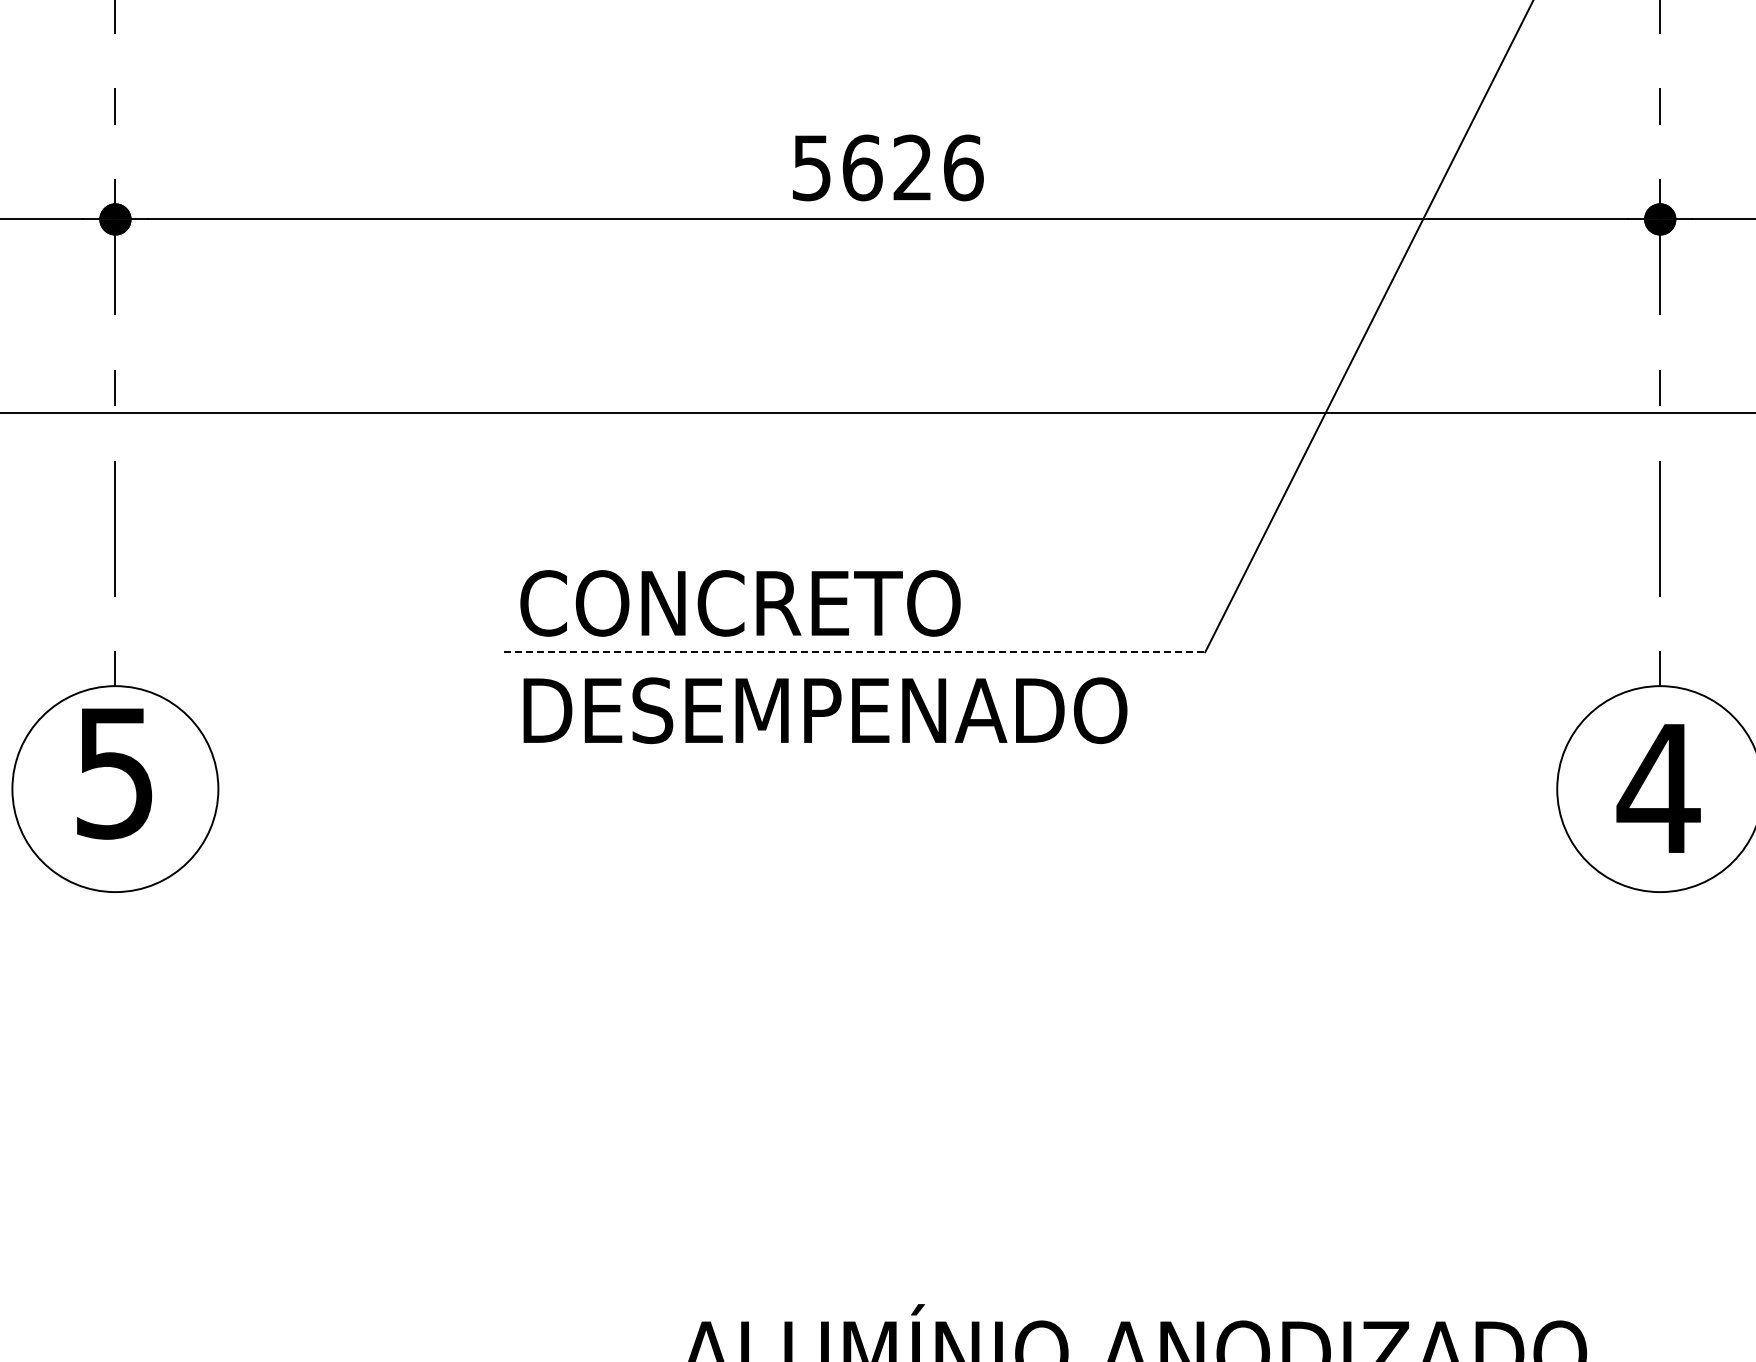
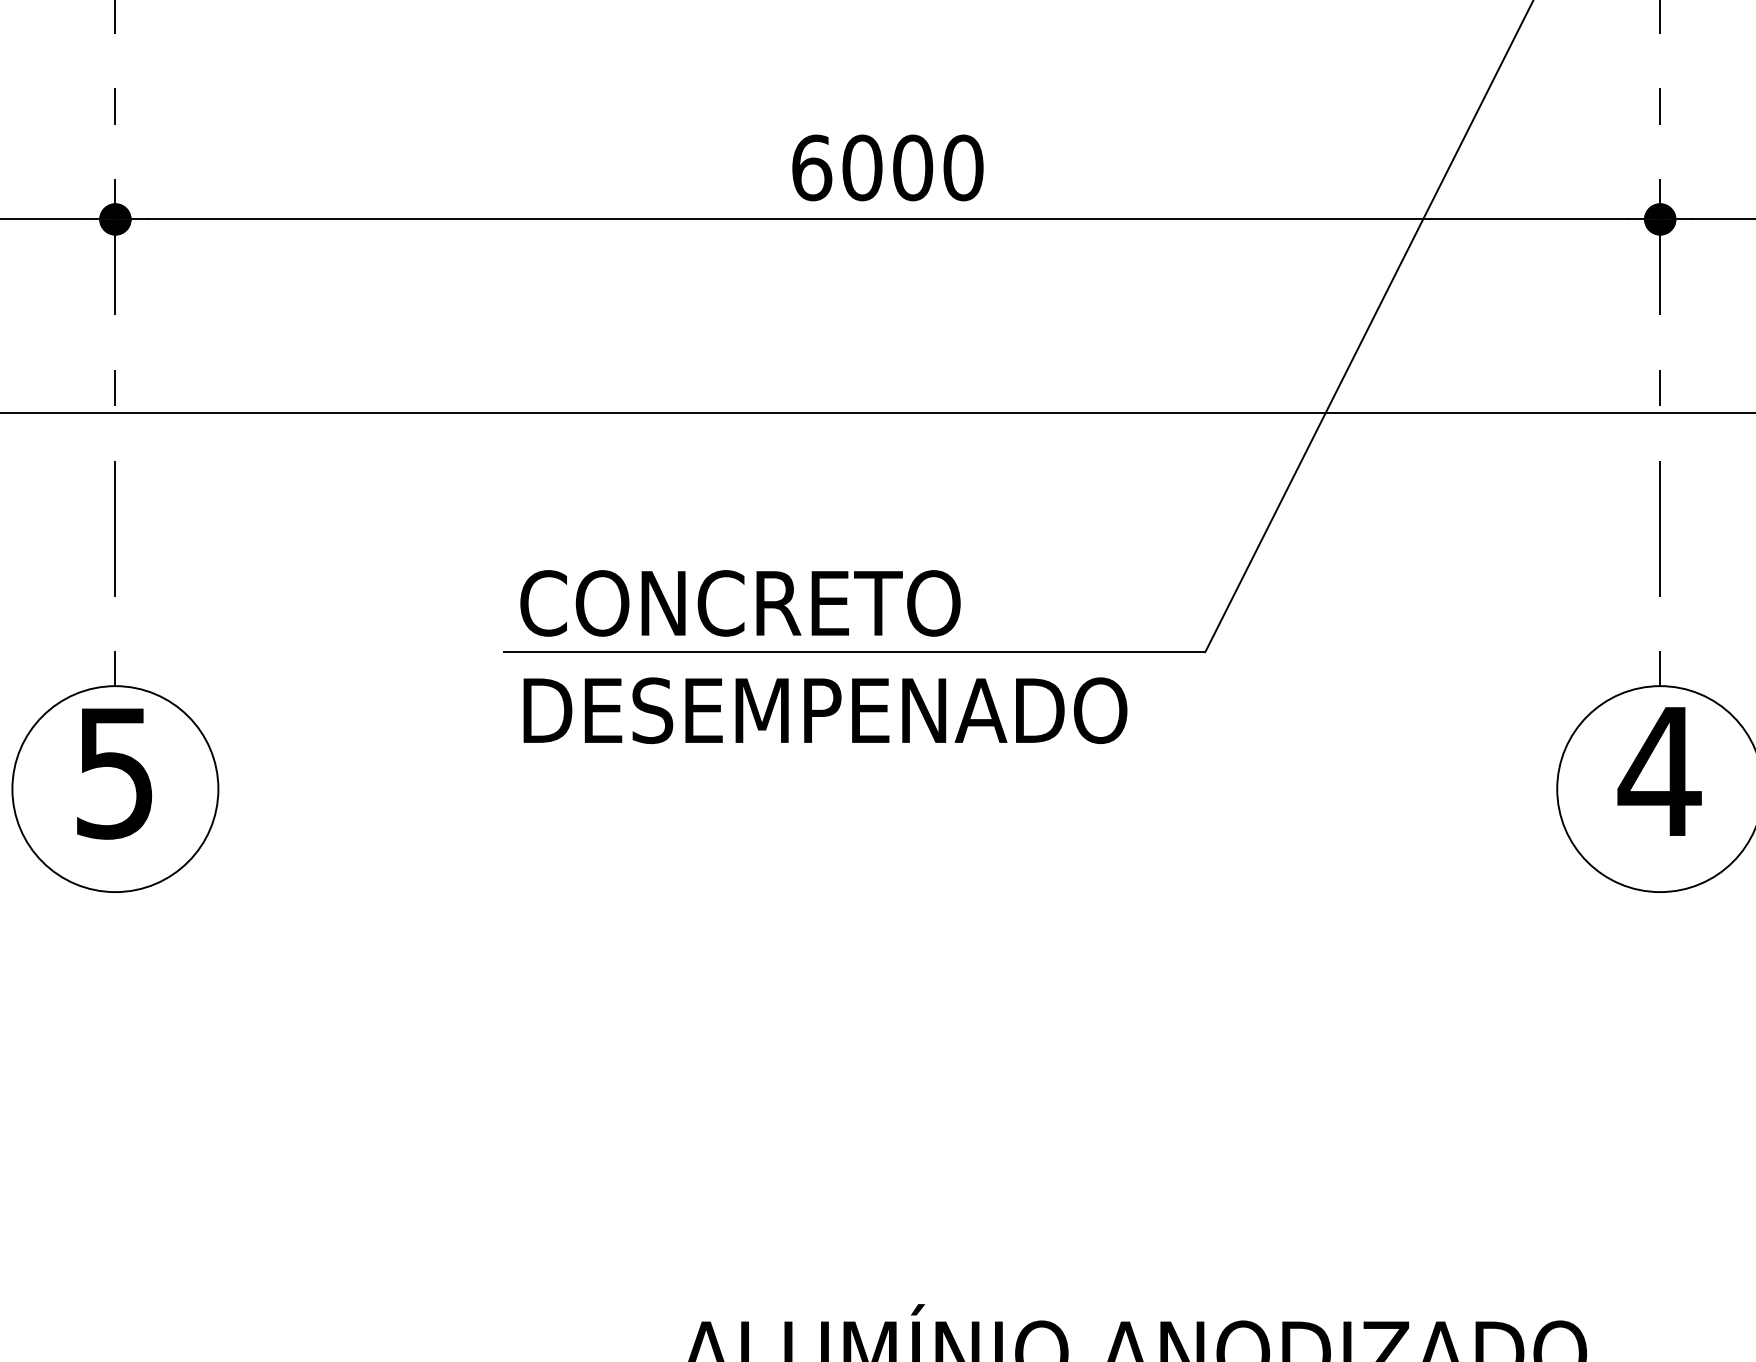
text: 5626 -> 6000 (887, 167)
line: dashed -> solid (854, 652)
text position: (1658, 788) -> (1659, 771) (1659, 771)
